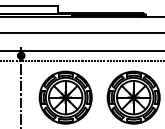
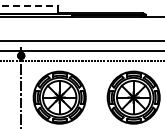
line: solid -> dashed (29, 5)
line position: (81, 32) -> (81, 40) (81, 40)
part position: (65, 97) -> (59, 97) (59, 97)
